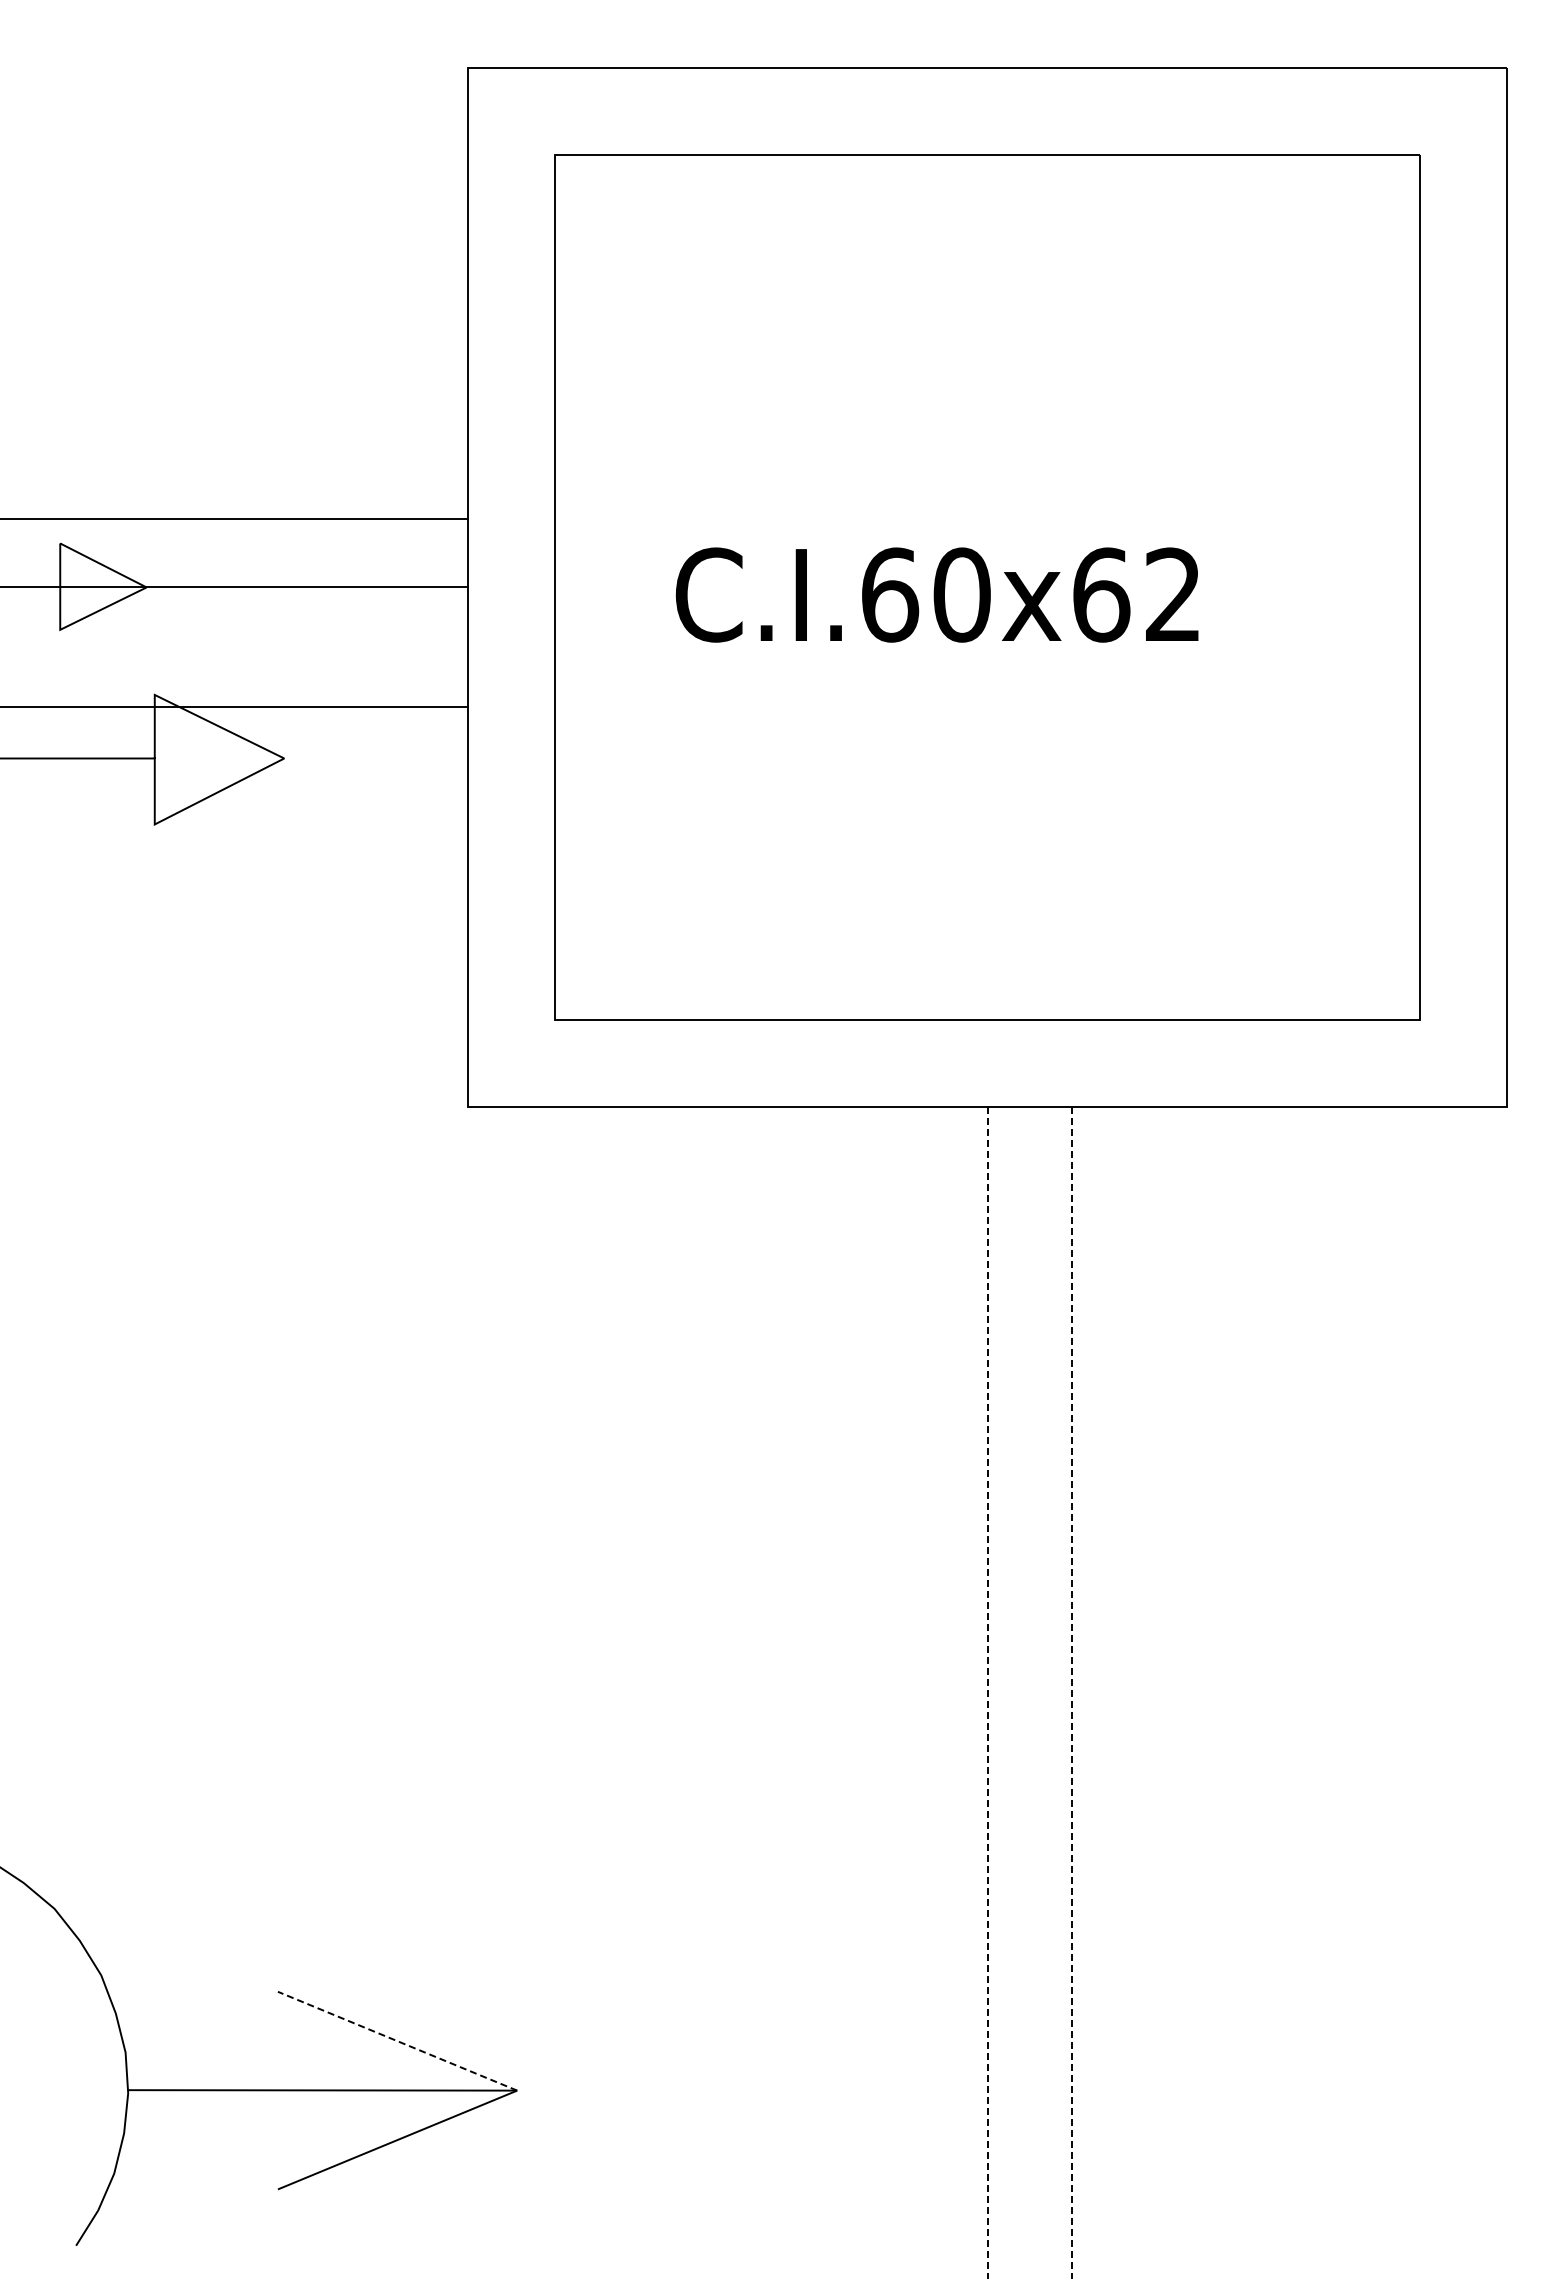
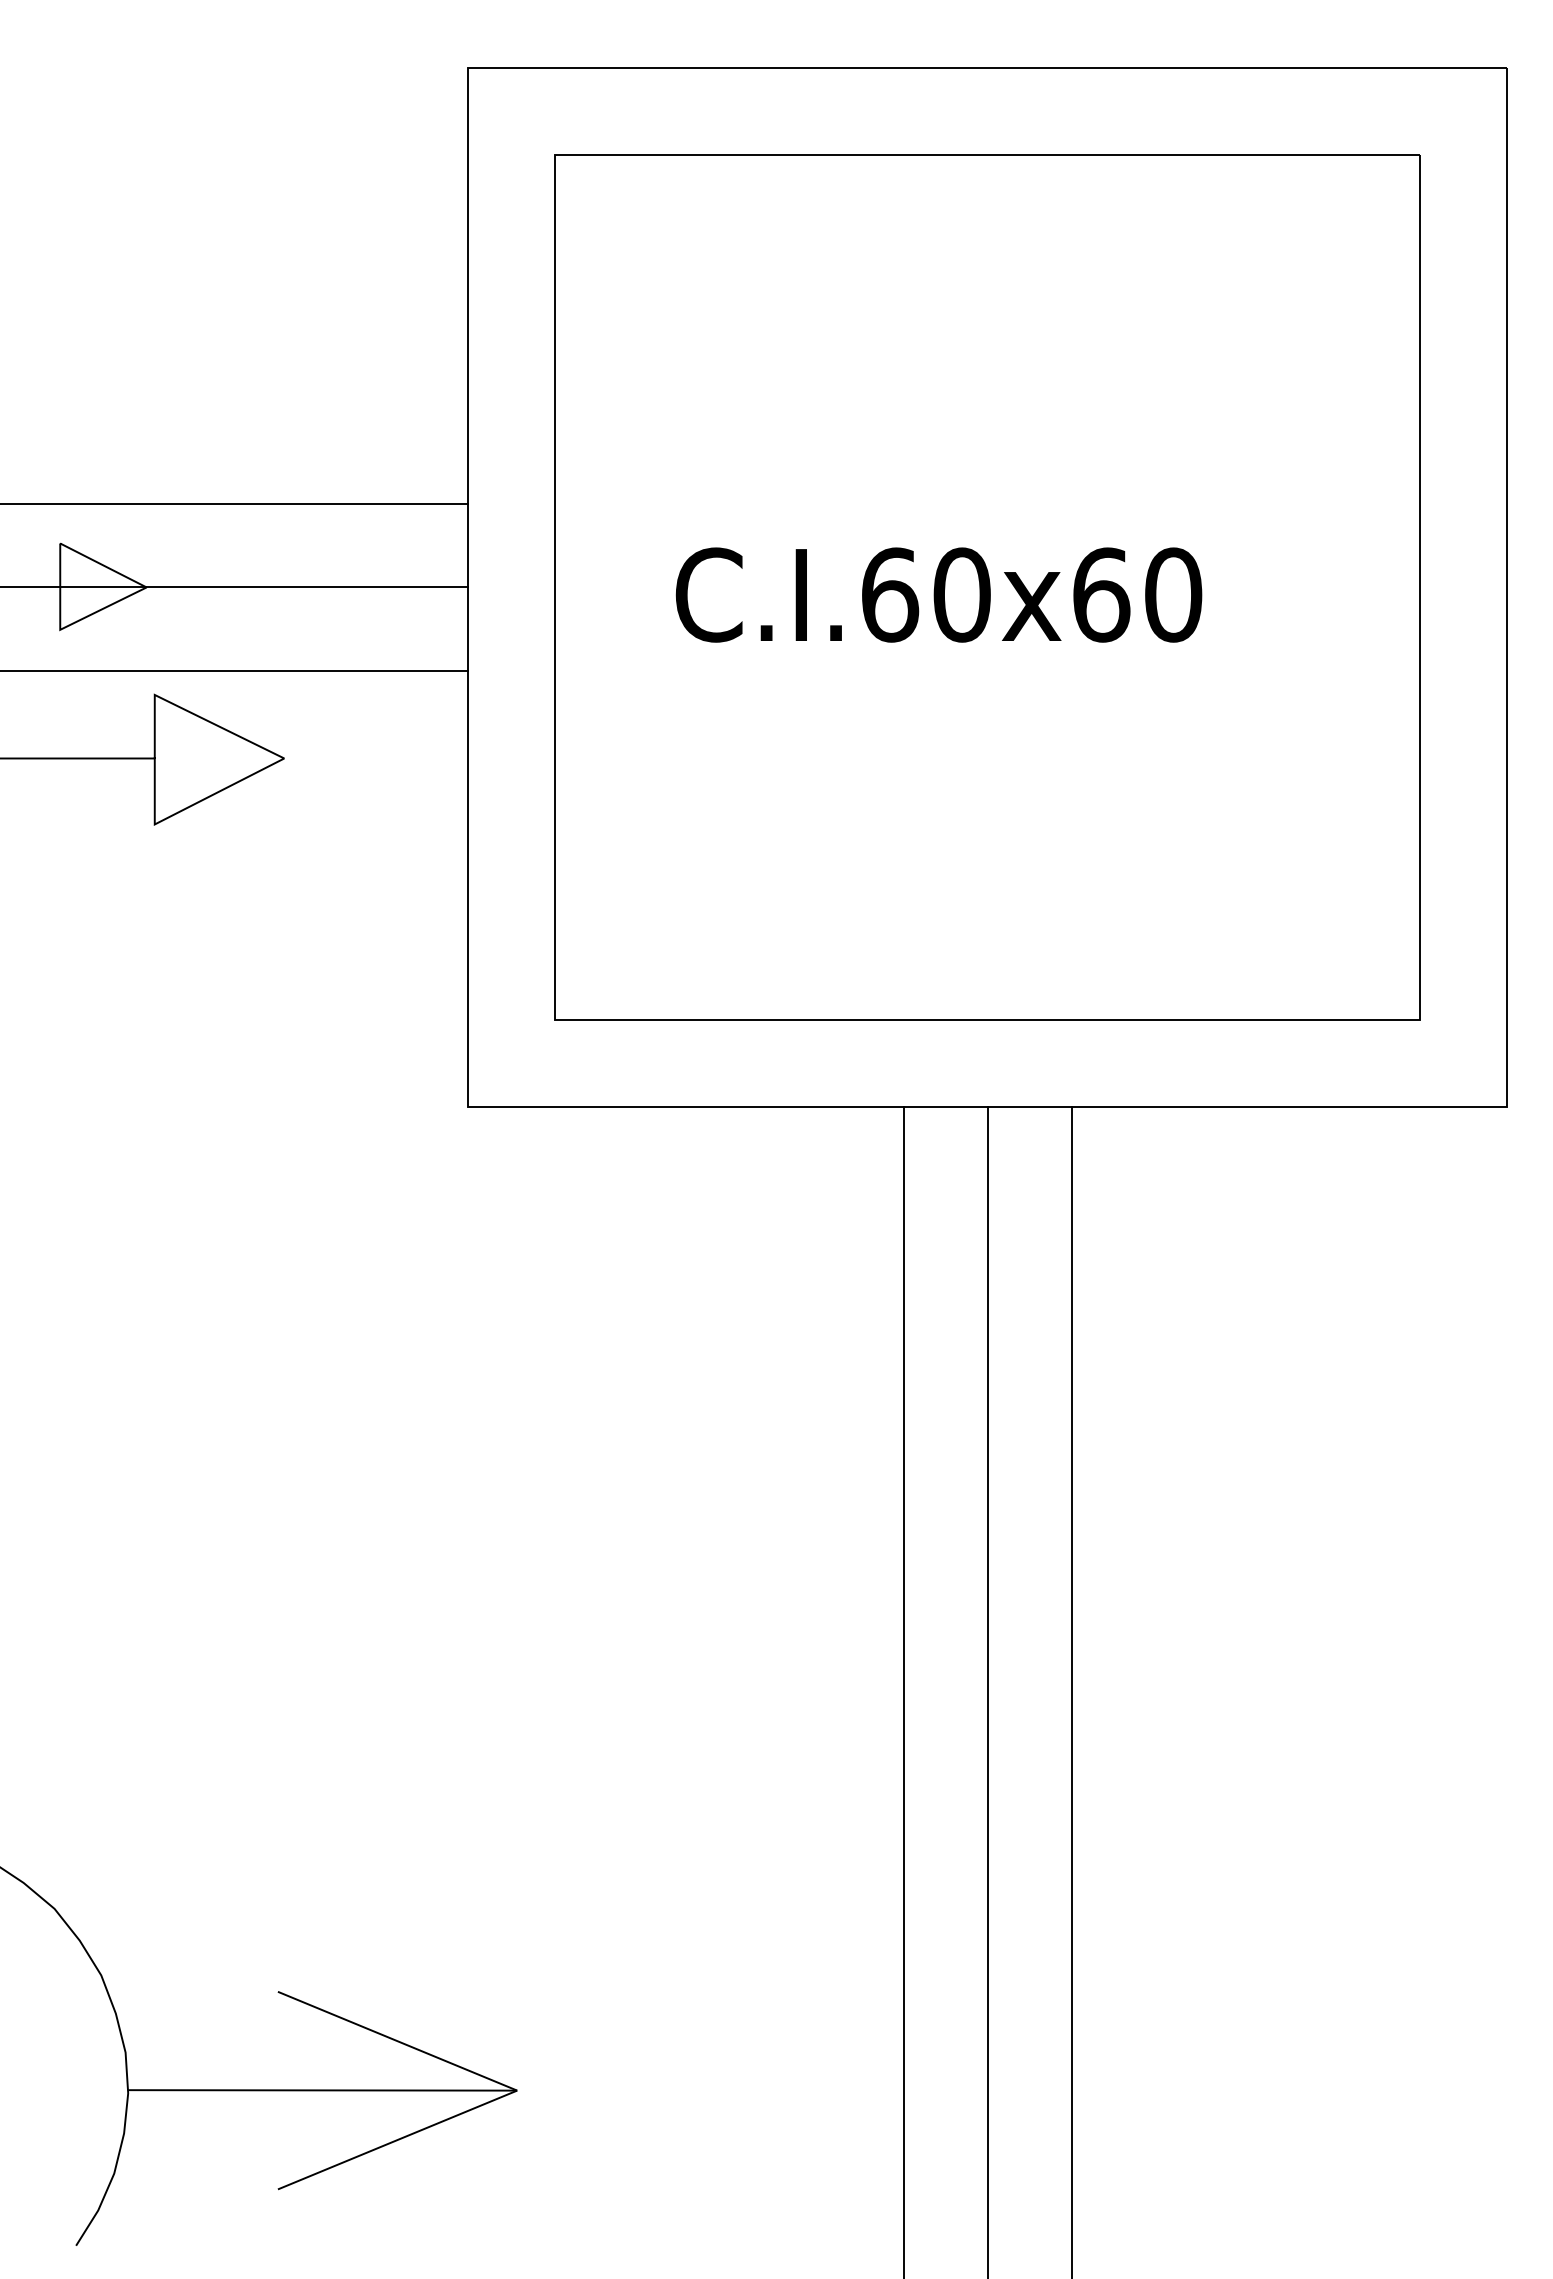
line position: (235, 518) -> (235, 503) (235, 503)
text: C.I.60x62 -> C.I.60x60 (1173, 594)
line position: (235, 707) -> (235, 671) (235, 671)
line: none -> present (903, 1690)
line: dashed -> solid (987, 1692)
line: dashed -> solid (1071, 1692)
line: dashed -> solid (397, 2041)
